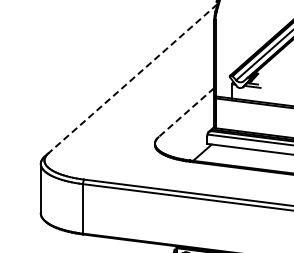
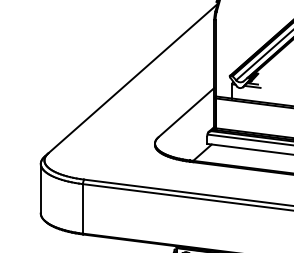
line: dashed -> solid (132, 78)
line: dashed -> solid (186, 113)
